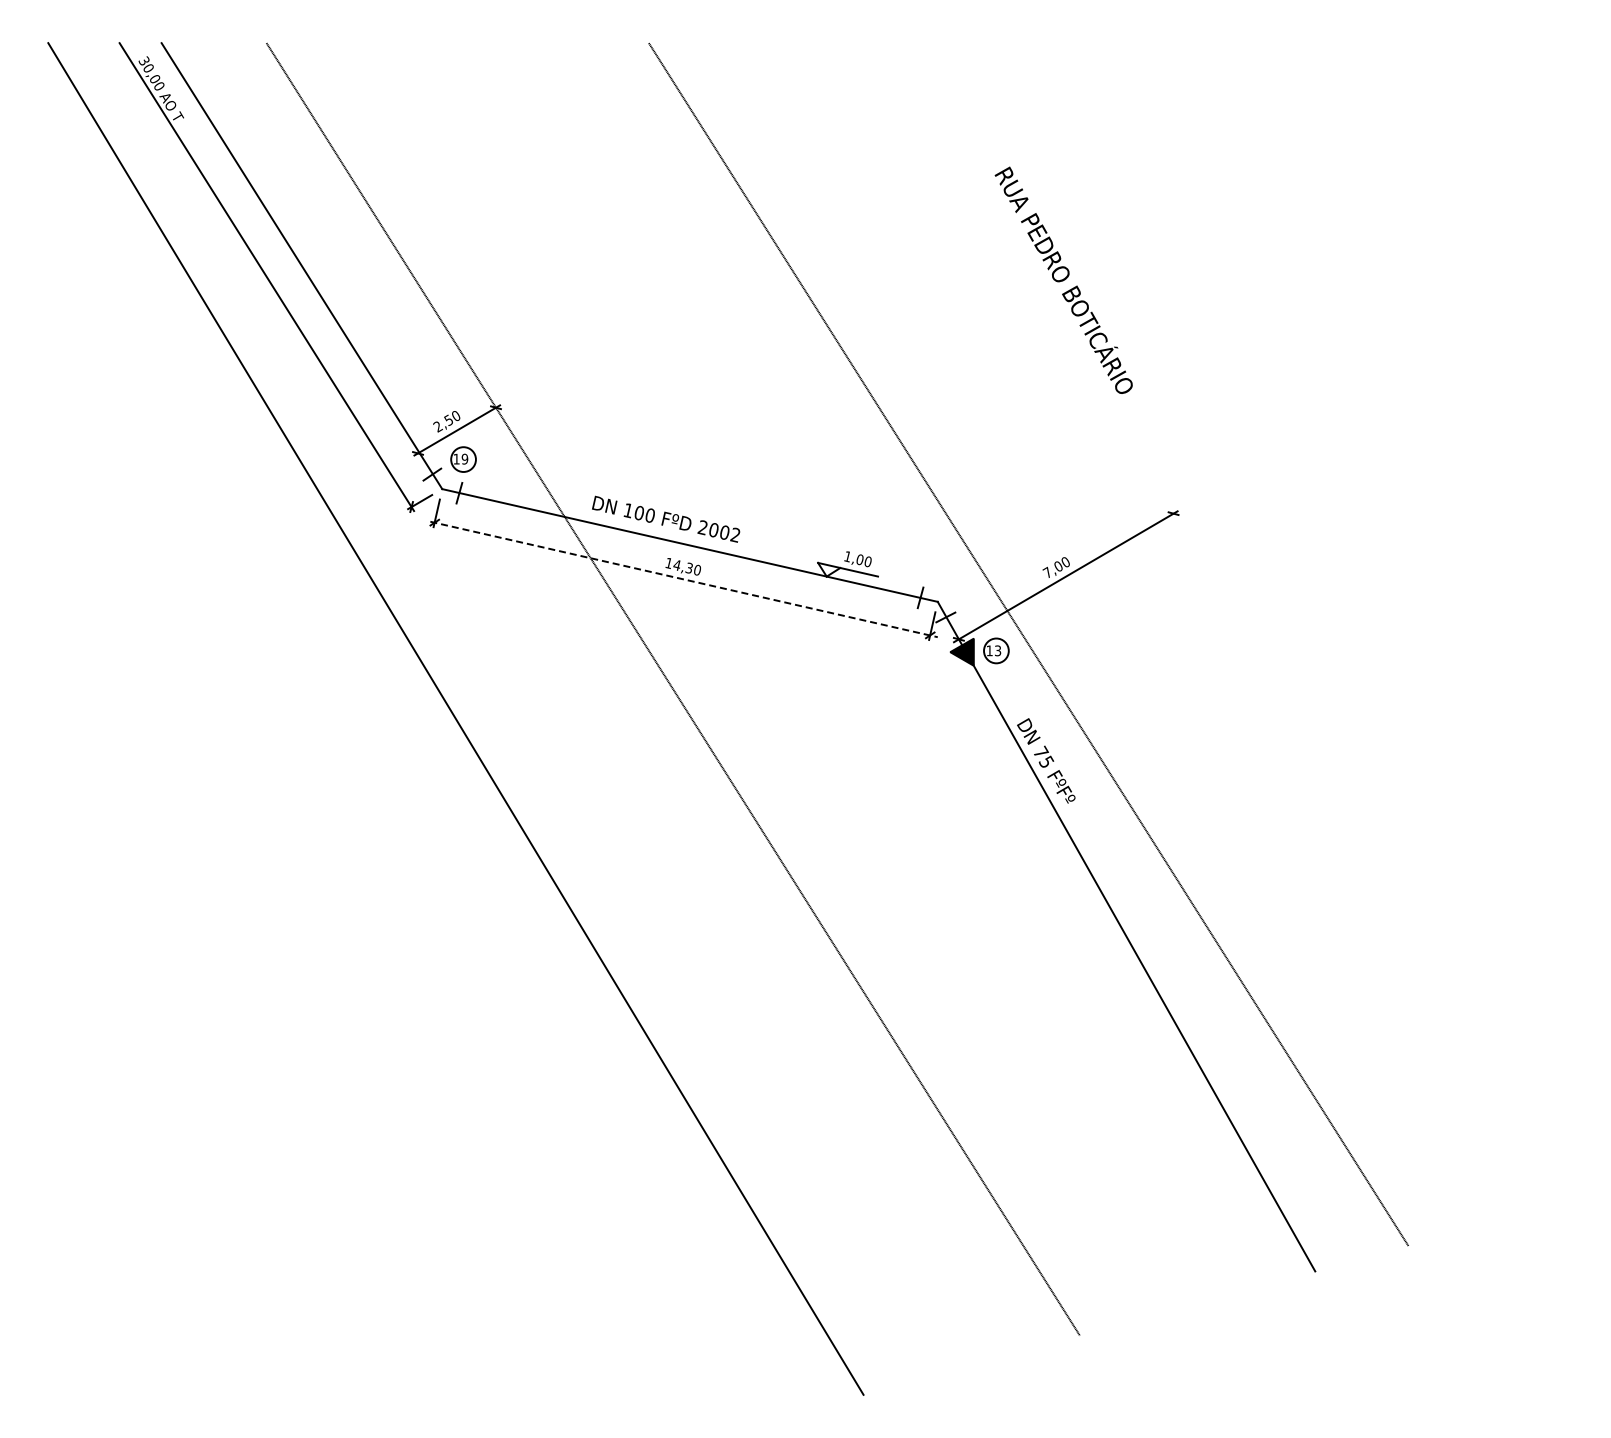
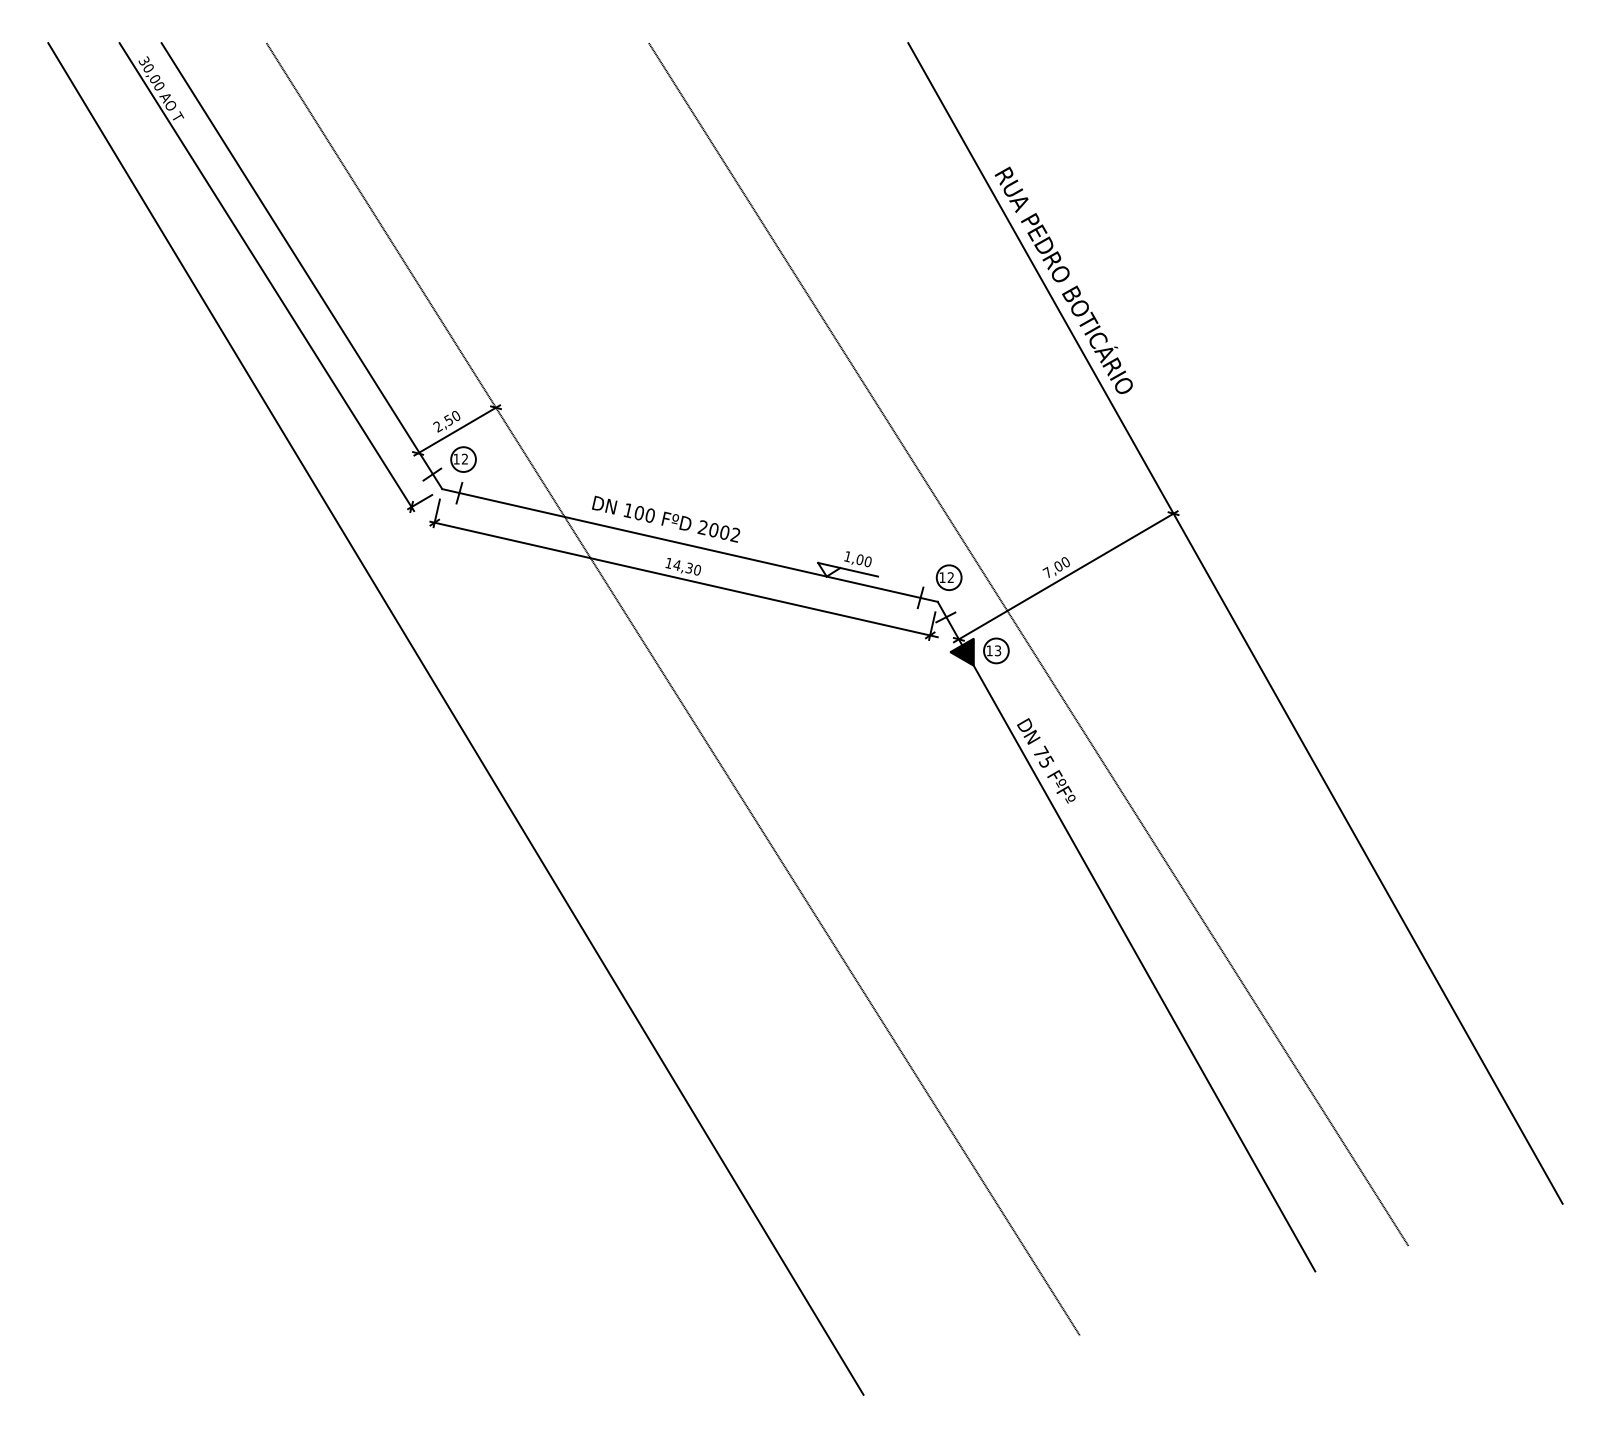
text: 19 -> 12 (464, 458)
part: none -> present (948, 577)
line: dashed -> solid (684, 579)
line: none -> present (1235, 623)
